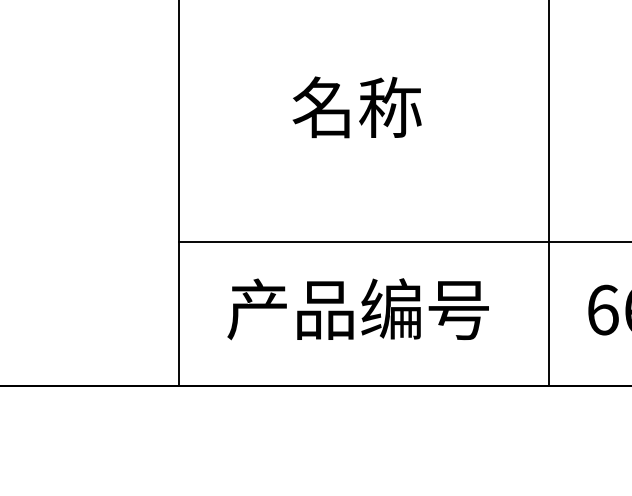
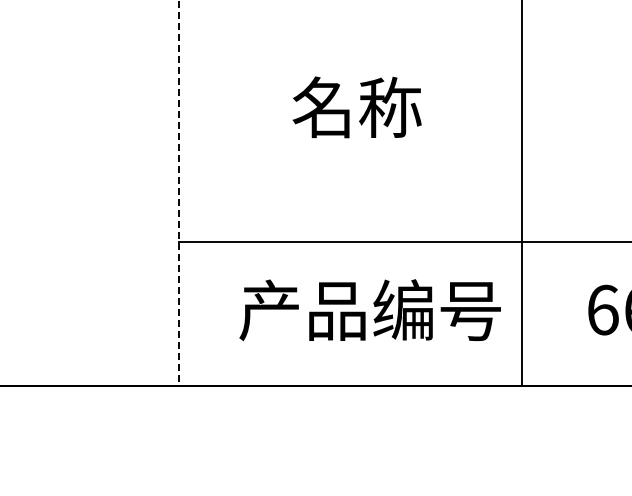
line: solid -> dashed (178, 192)
line position: (548, 193) -> (521, 193) (521, 193)
text position: (357, 309) -> (369, 310) (369, 310)
